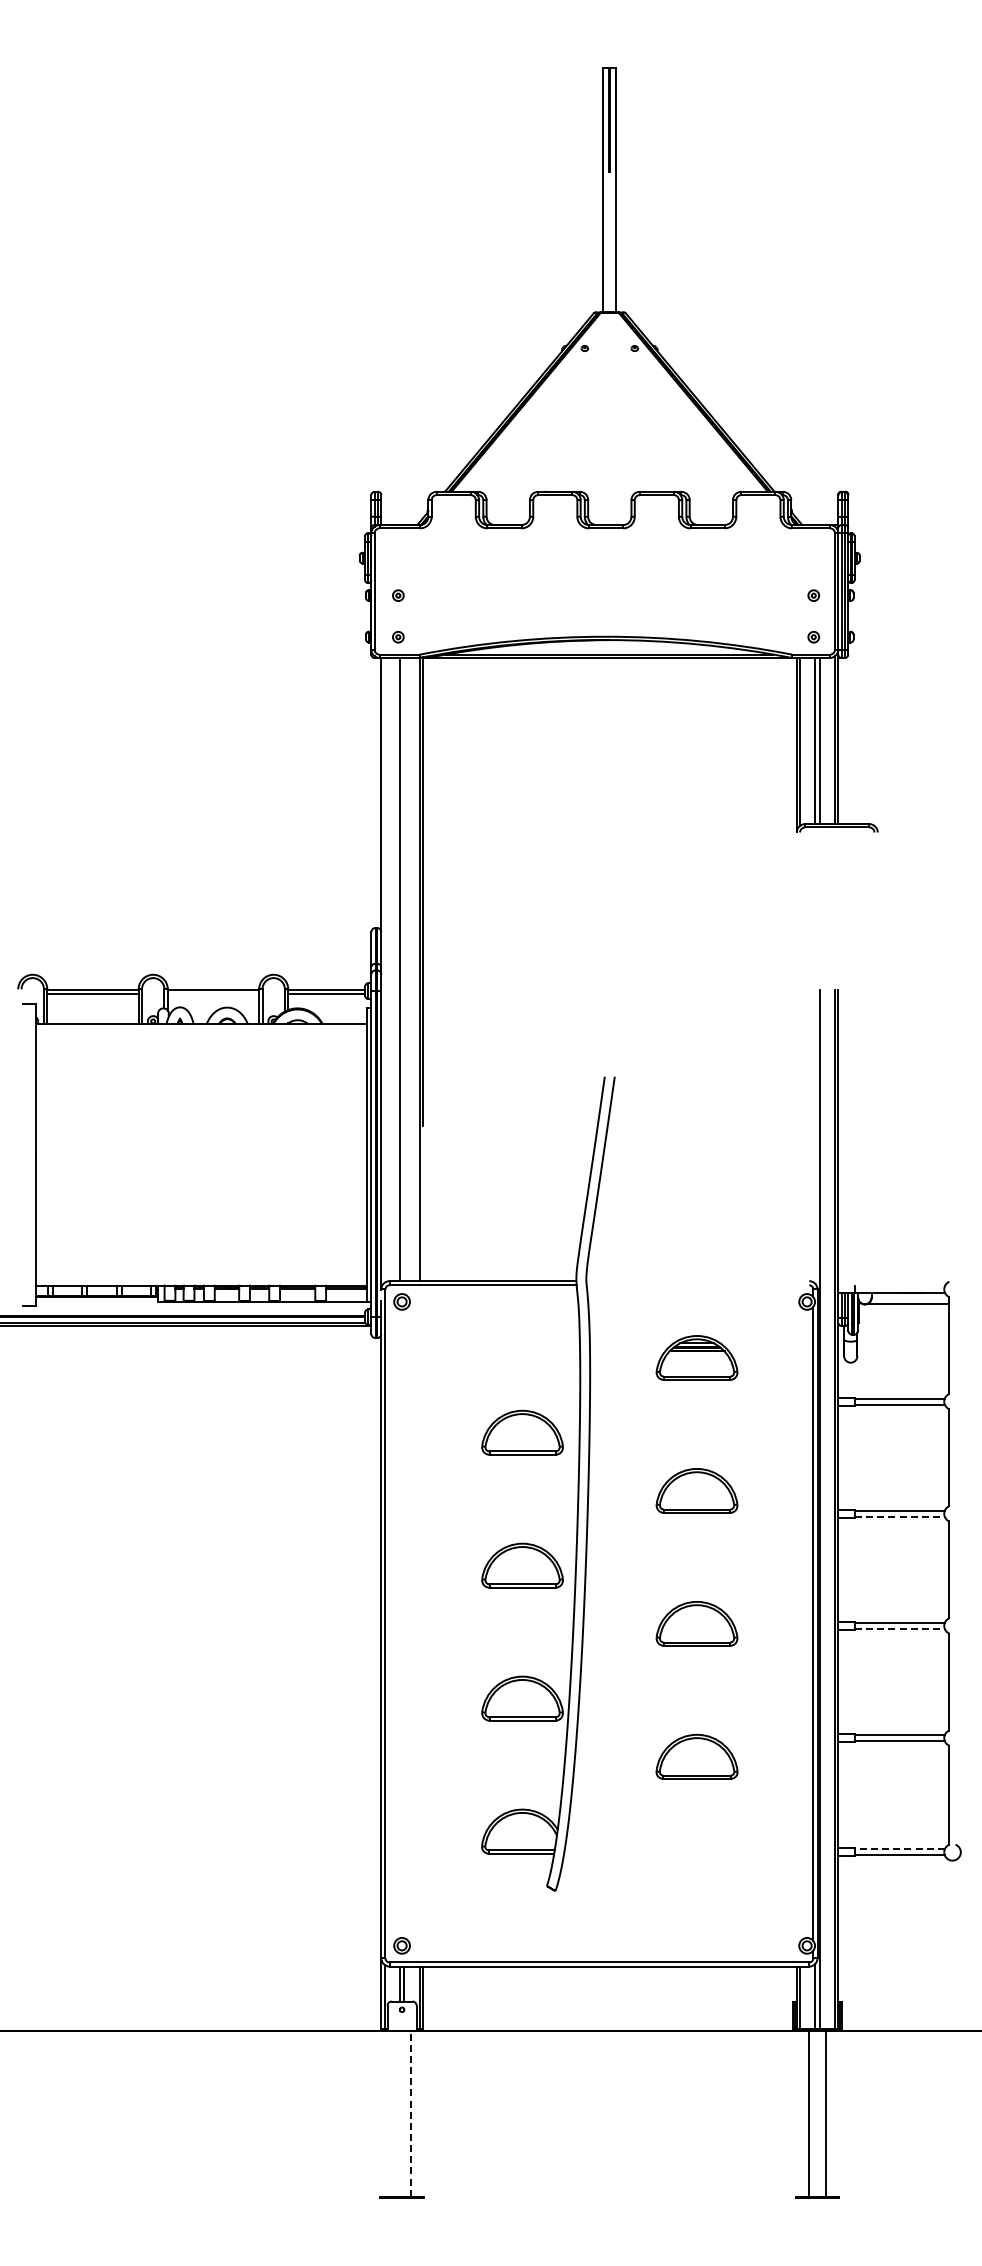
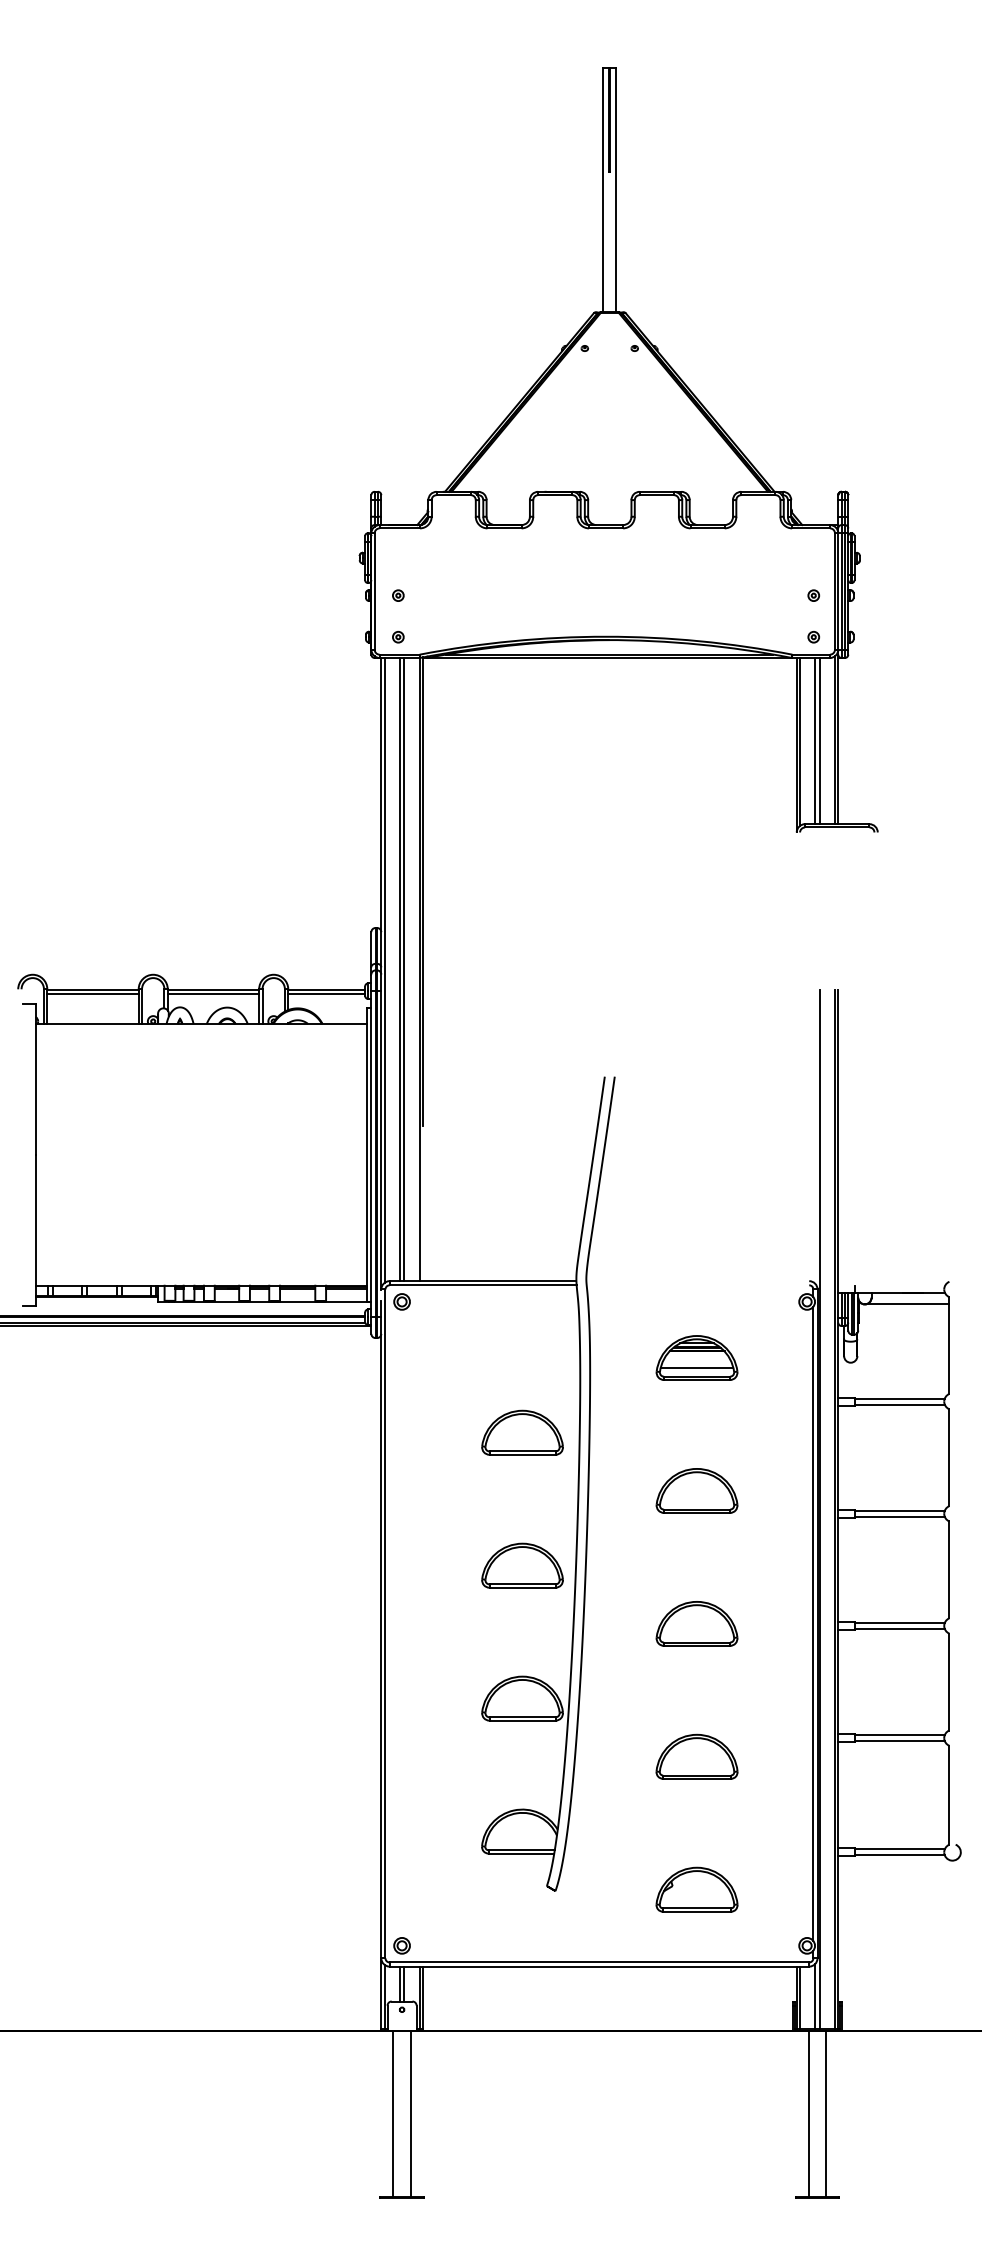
line: none -> present (404, 969)
line: none -> present (384, 970)
line: none -> present (213, 993)
line: none -> present (696, 1367)
line: dashed -> solid (899, 1516)
line: dashed -> solid (899, 1629)
line: dashed -> solid (899, 1849)
part: none -> present (696, 1889)
line: none -> present (393, 2113)
line: dashed -> solid (410, 2113)
